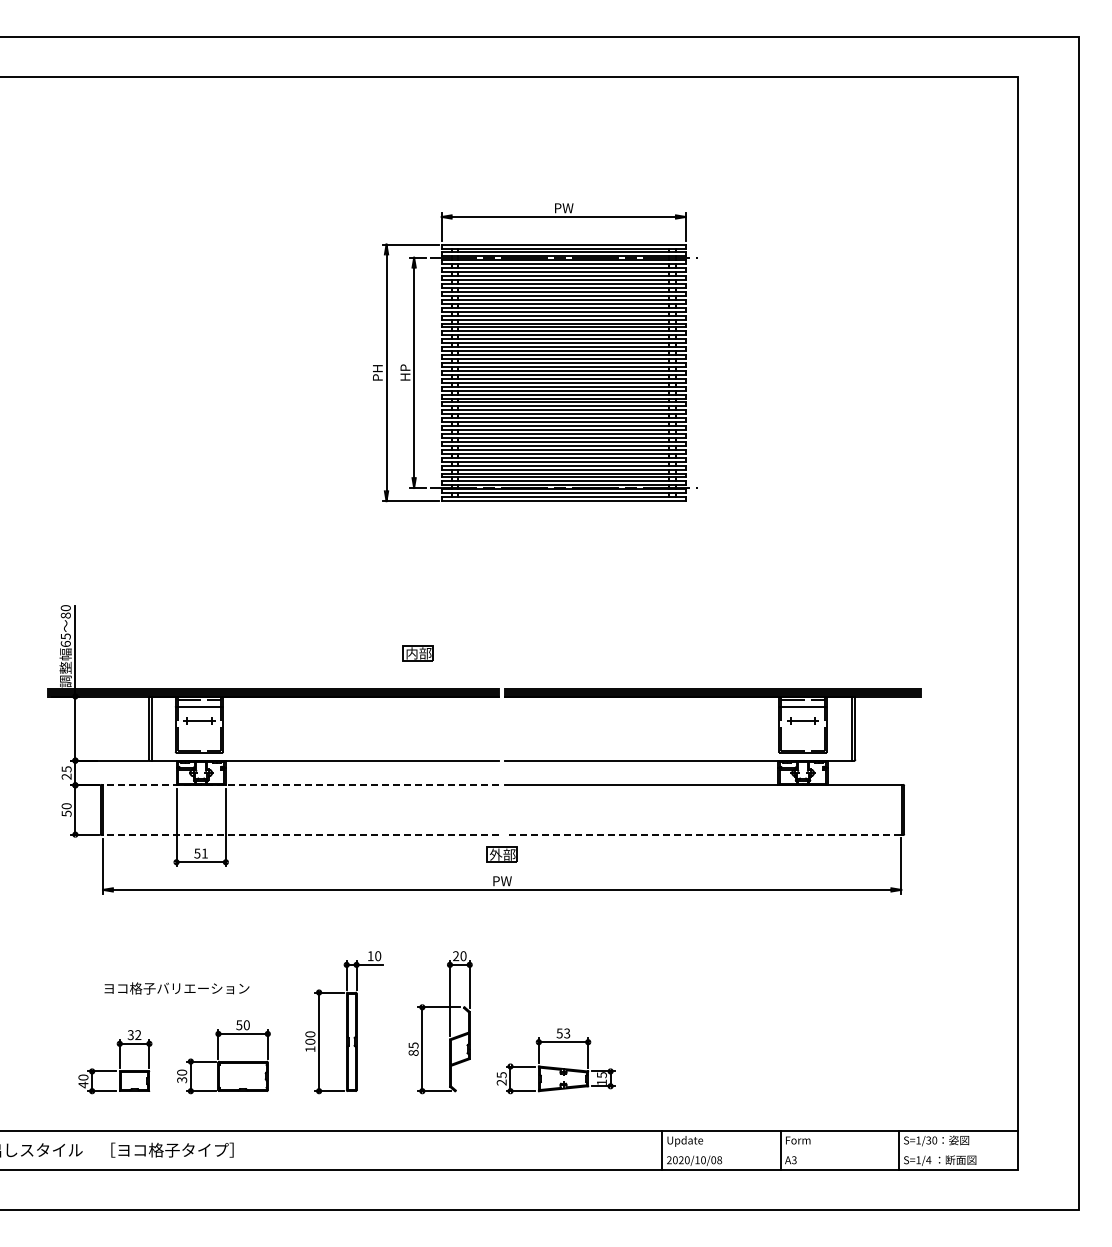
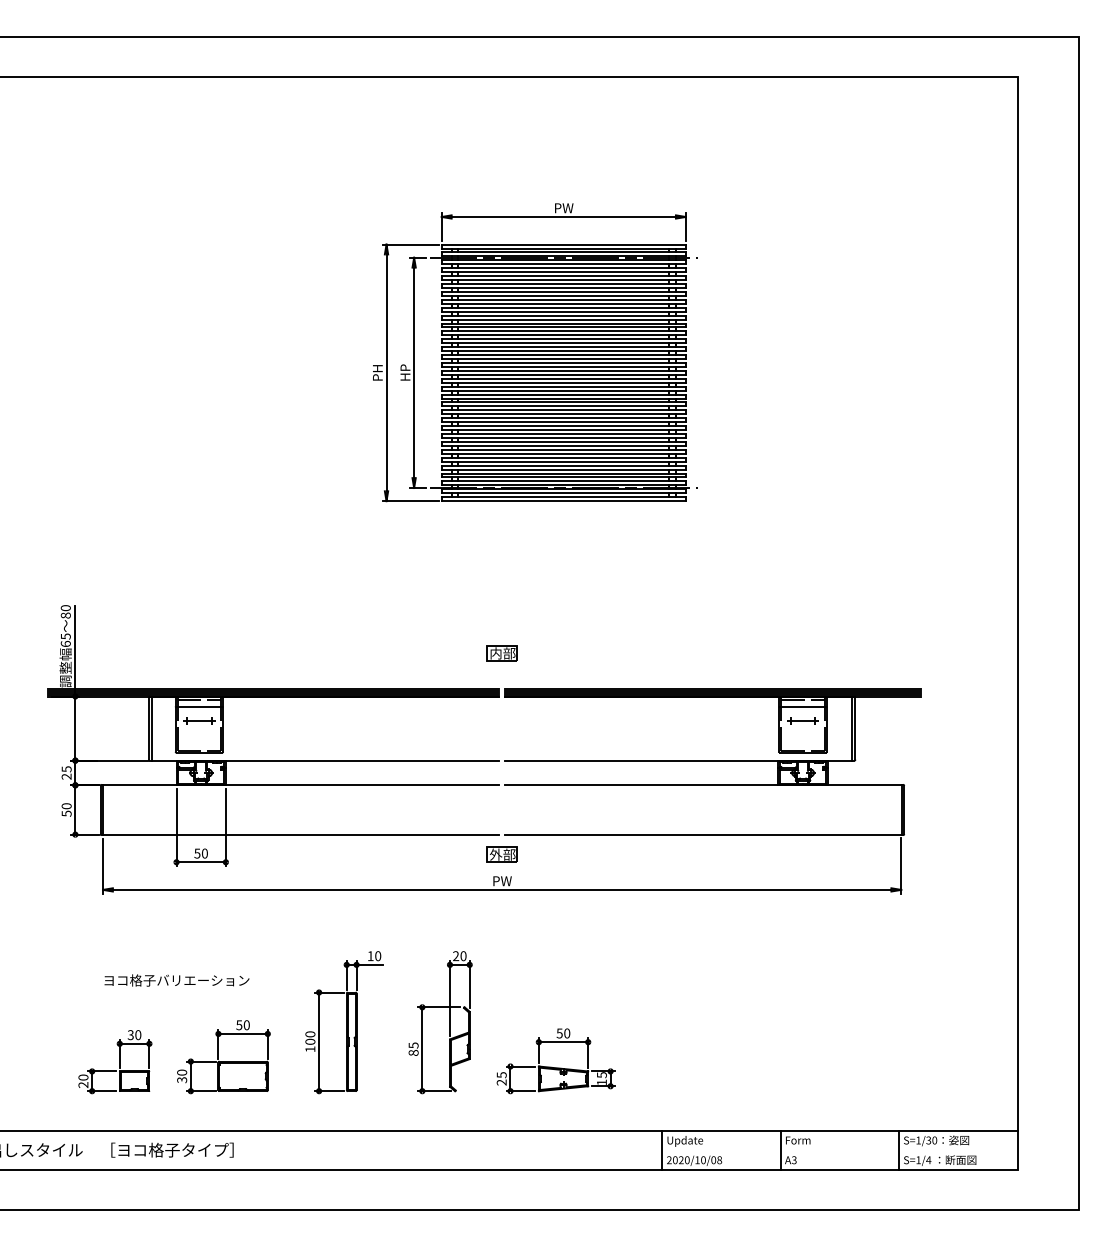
part position: (417, 653) -> (501, 653) (501, 653)
line: dashed -> solid (300, 785)
line: dashed -> solid (300, 834)
line: dashed -> solid (702, 834)
text: 51 -> 50 (204, 853)
text position: (176, 988) -> (176, 980) (176, 980)
text: 53 -> 50 (567, 1033)
text: 32 -> 30 (138, 1035)
text: 40 -> 20 (83, 1084)
